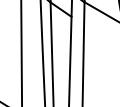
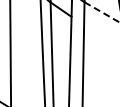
line: solid -> dashed (102, 12)
line position: (21, 52) -> (10, 52) (10, 52)
